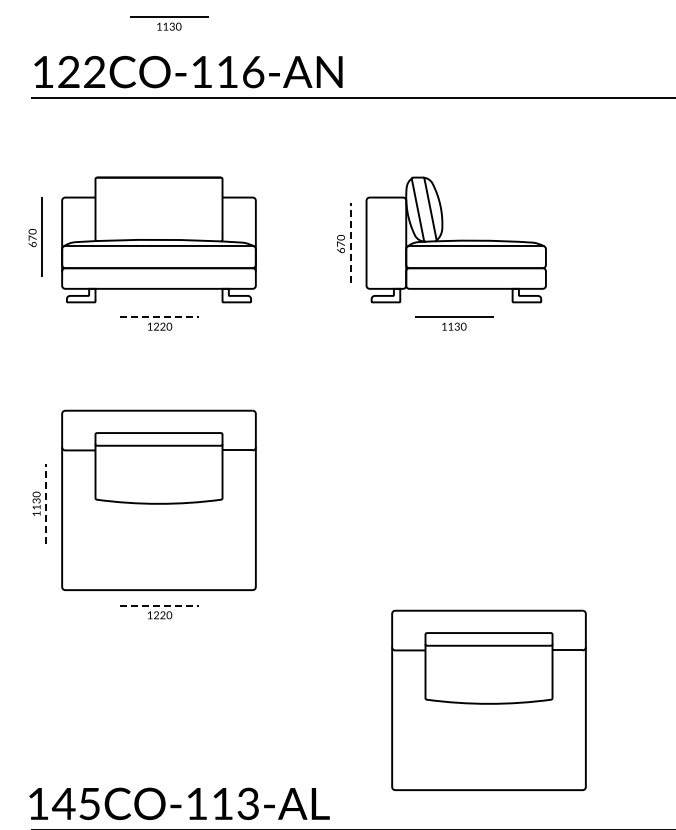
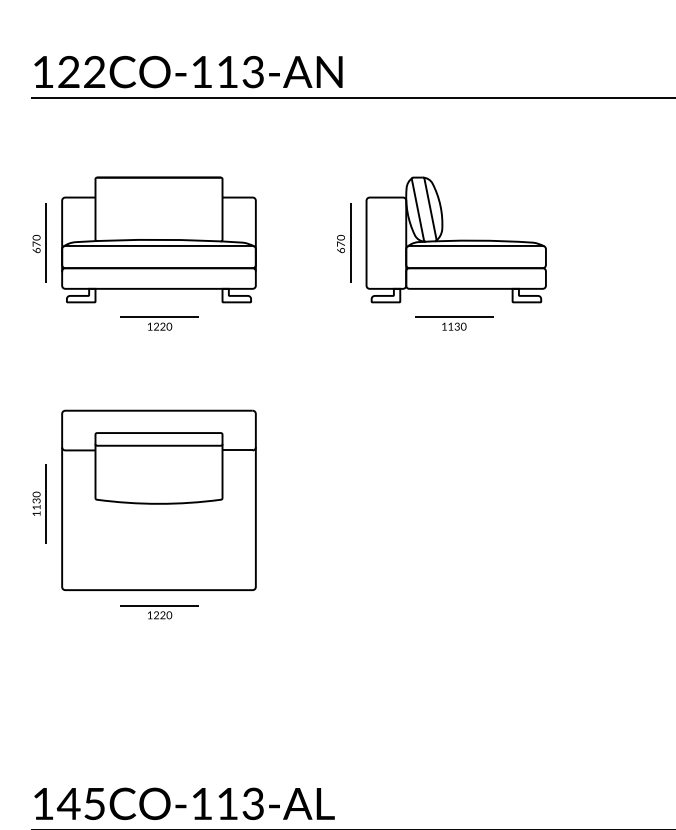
part: present -> none (169, 23)
text: 122CO-116-AN -> 122CO-113-AN (253, 71)
part position: (35, 236) -> (39, 242) (39, 242)
line: dashed -> solid (350, 243)
line: dashed -> solid (159, 317)
line: dashed -> solid (46, 504)
line: dashed -> solid (159, 606)
part: present -> none (488, 699)
text position: (179, 803) -> (184, 803) (184, 803)
